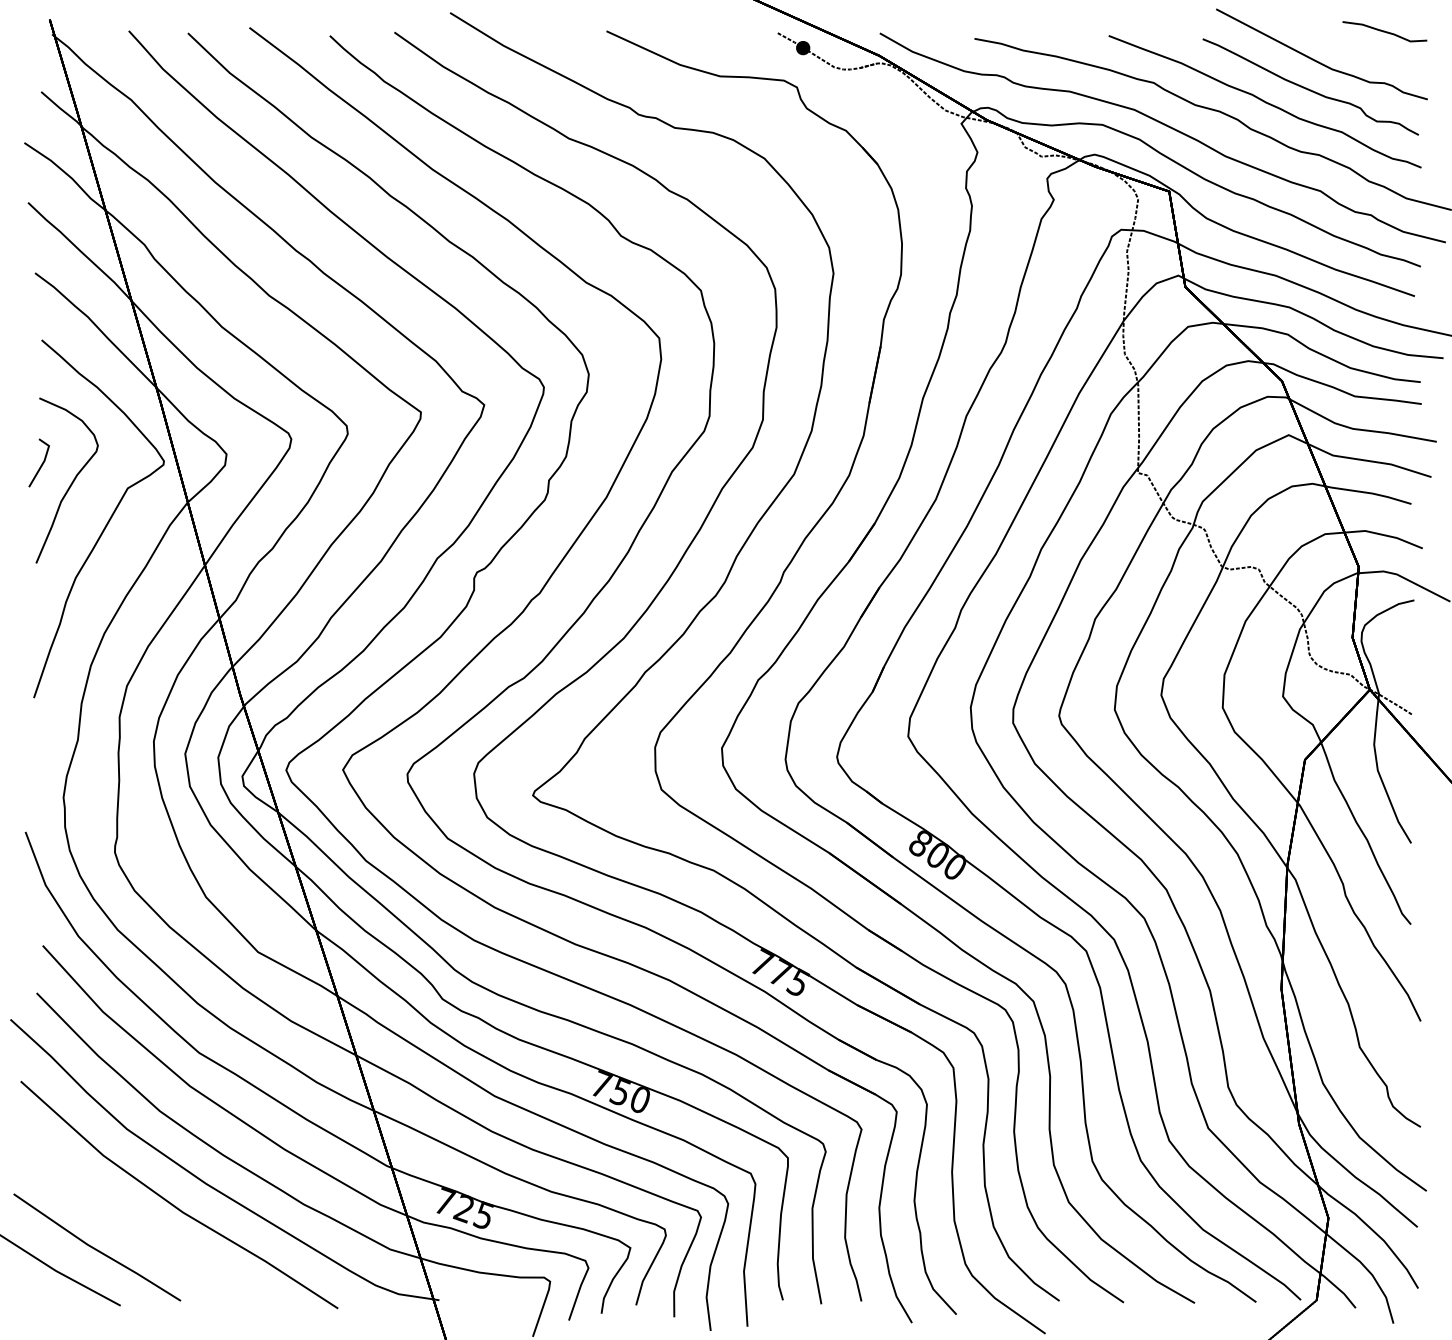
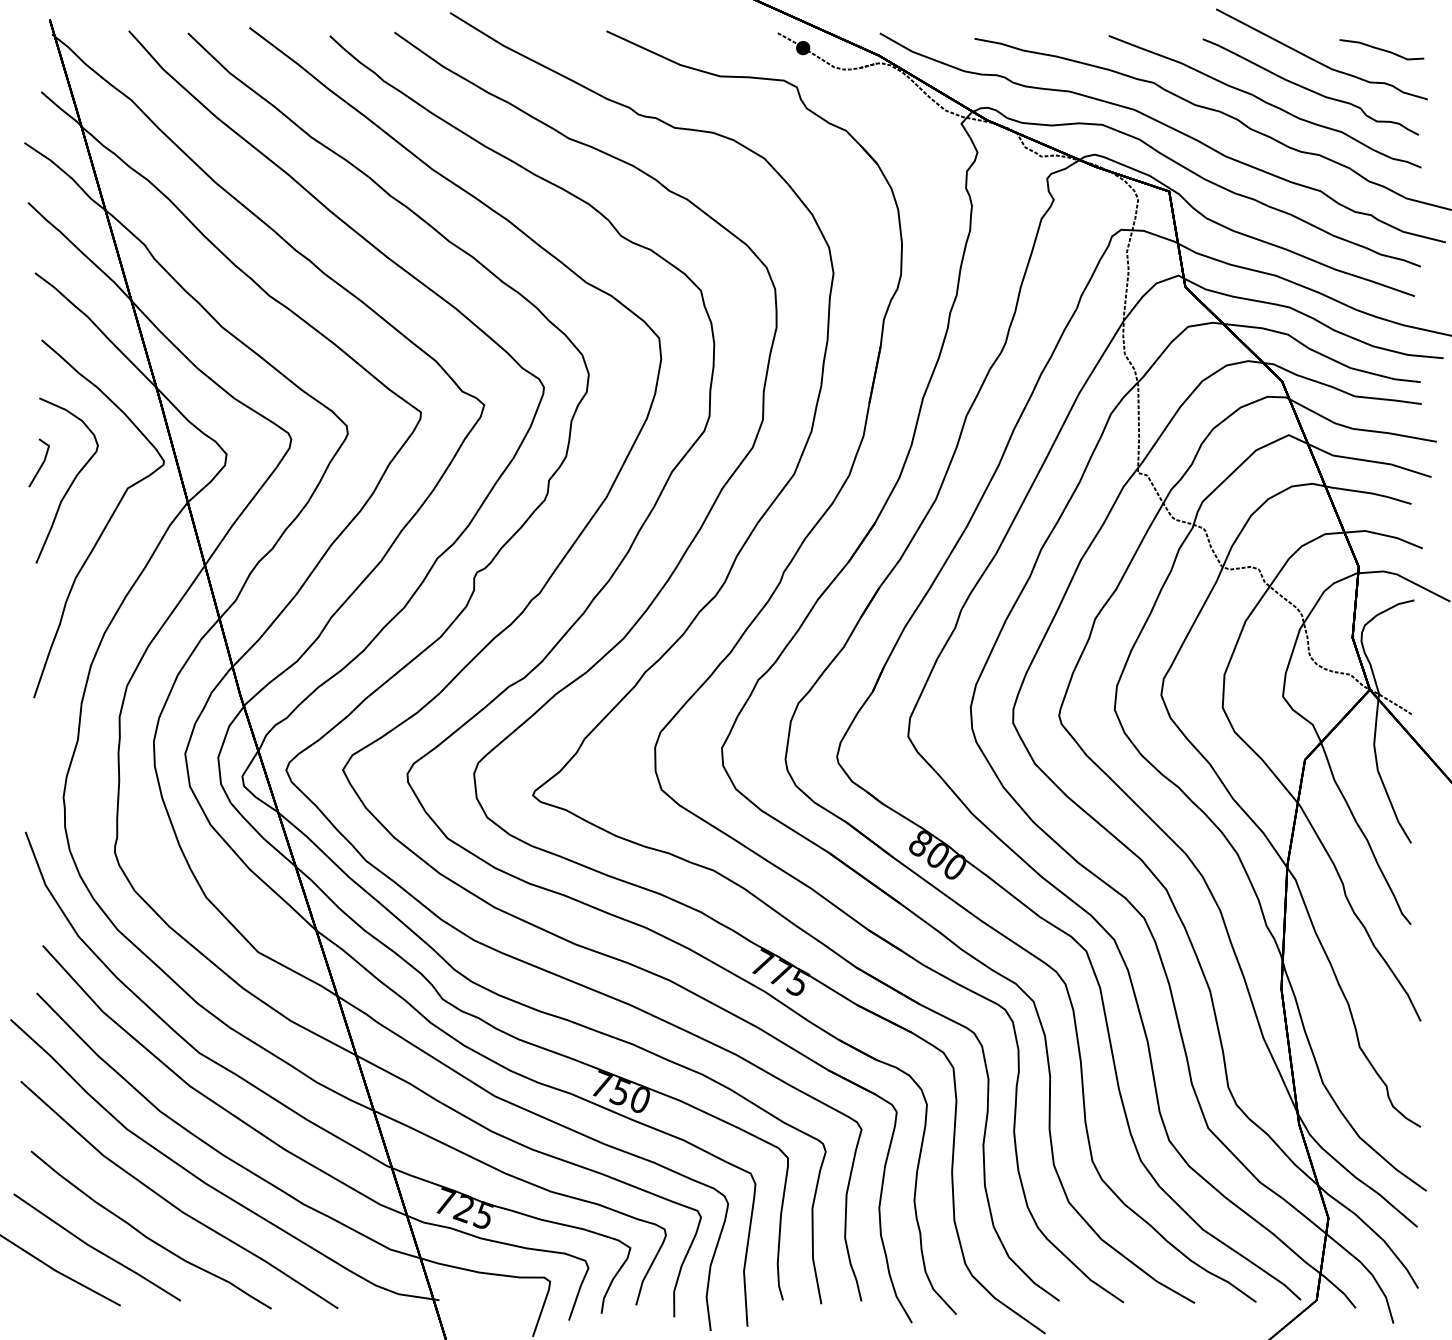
part position: (1384, 31) -> (1381, 49) (1381, 49)
part: none -> present (147, 1236)
